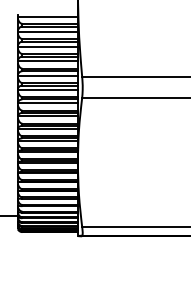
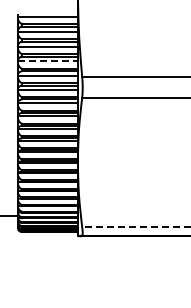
line: solid -> dashed (47, 61)
line: solid -> dashed (135, 226)
